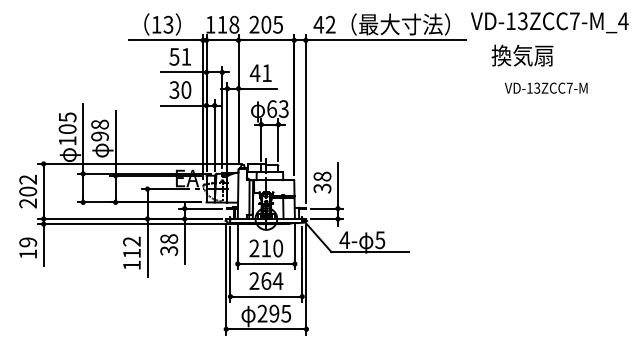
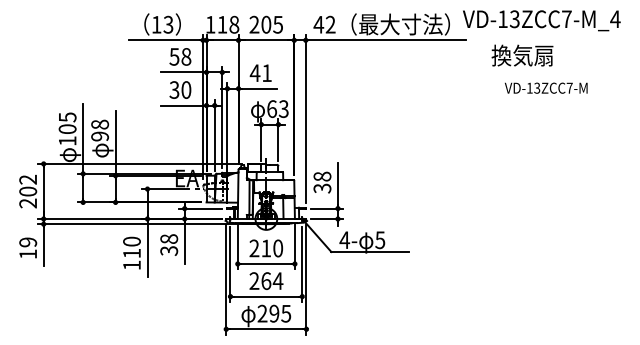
text position: (549, 22) -> (541, 20) (541, 20)
text: 51 -> 58 (186, 56)
text: 112 -> 110 (131, 241)
